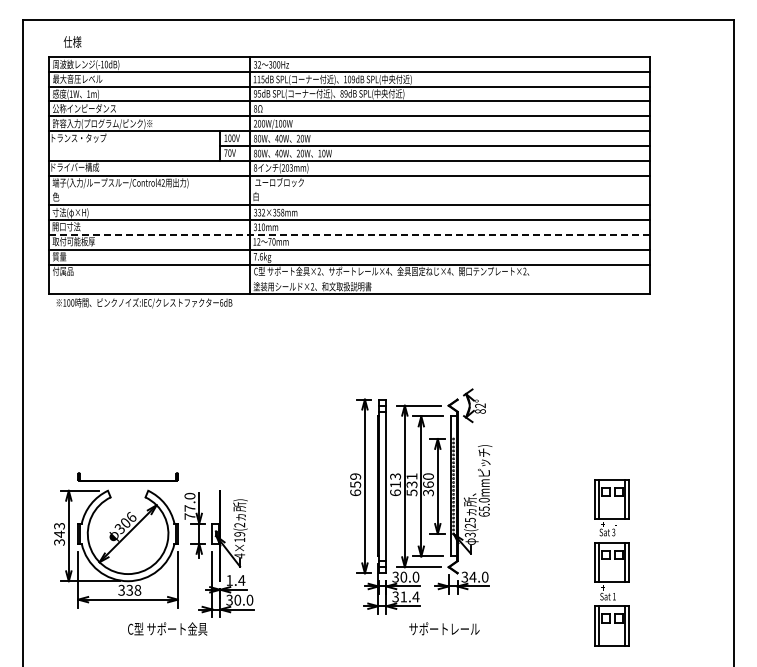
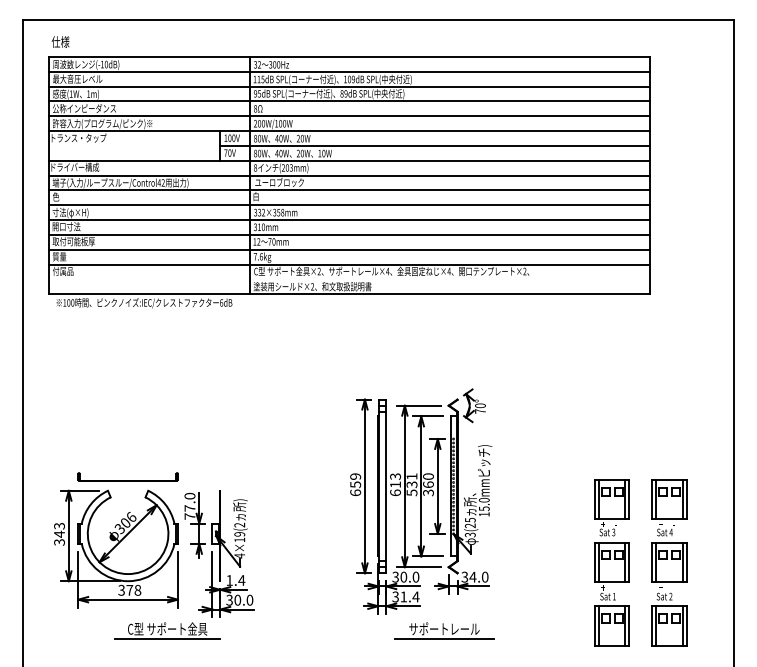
text position: (72, 41) -> (60, 41) (60, 41)
line: none -> present (349, 190)
line: dashed -> solid (349, 234)
text: 82° -> 70° (480, 408)
text: 65.0mm -> 15.0mm (483, 514)
part: none -> present (669, 562)
text: 338 -> 378 (129, 589)
line: none -> present (167, 639)
line: none -> present (443, 639)
